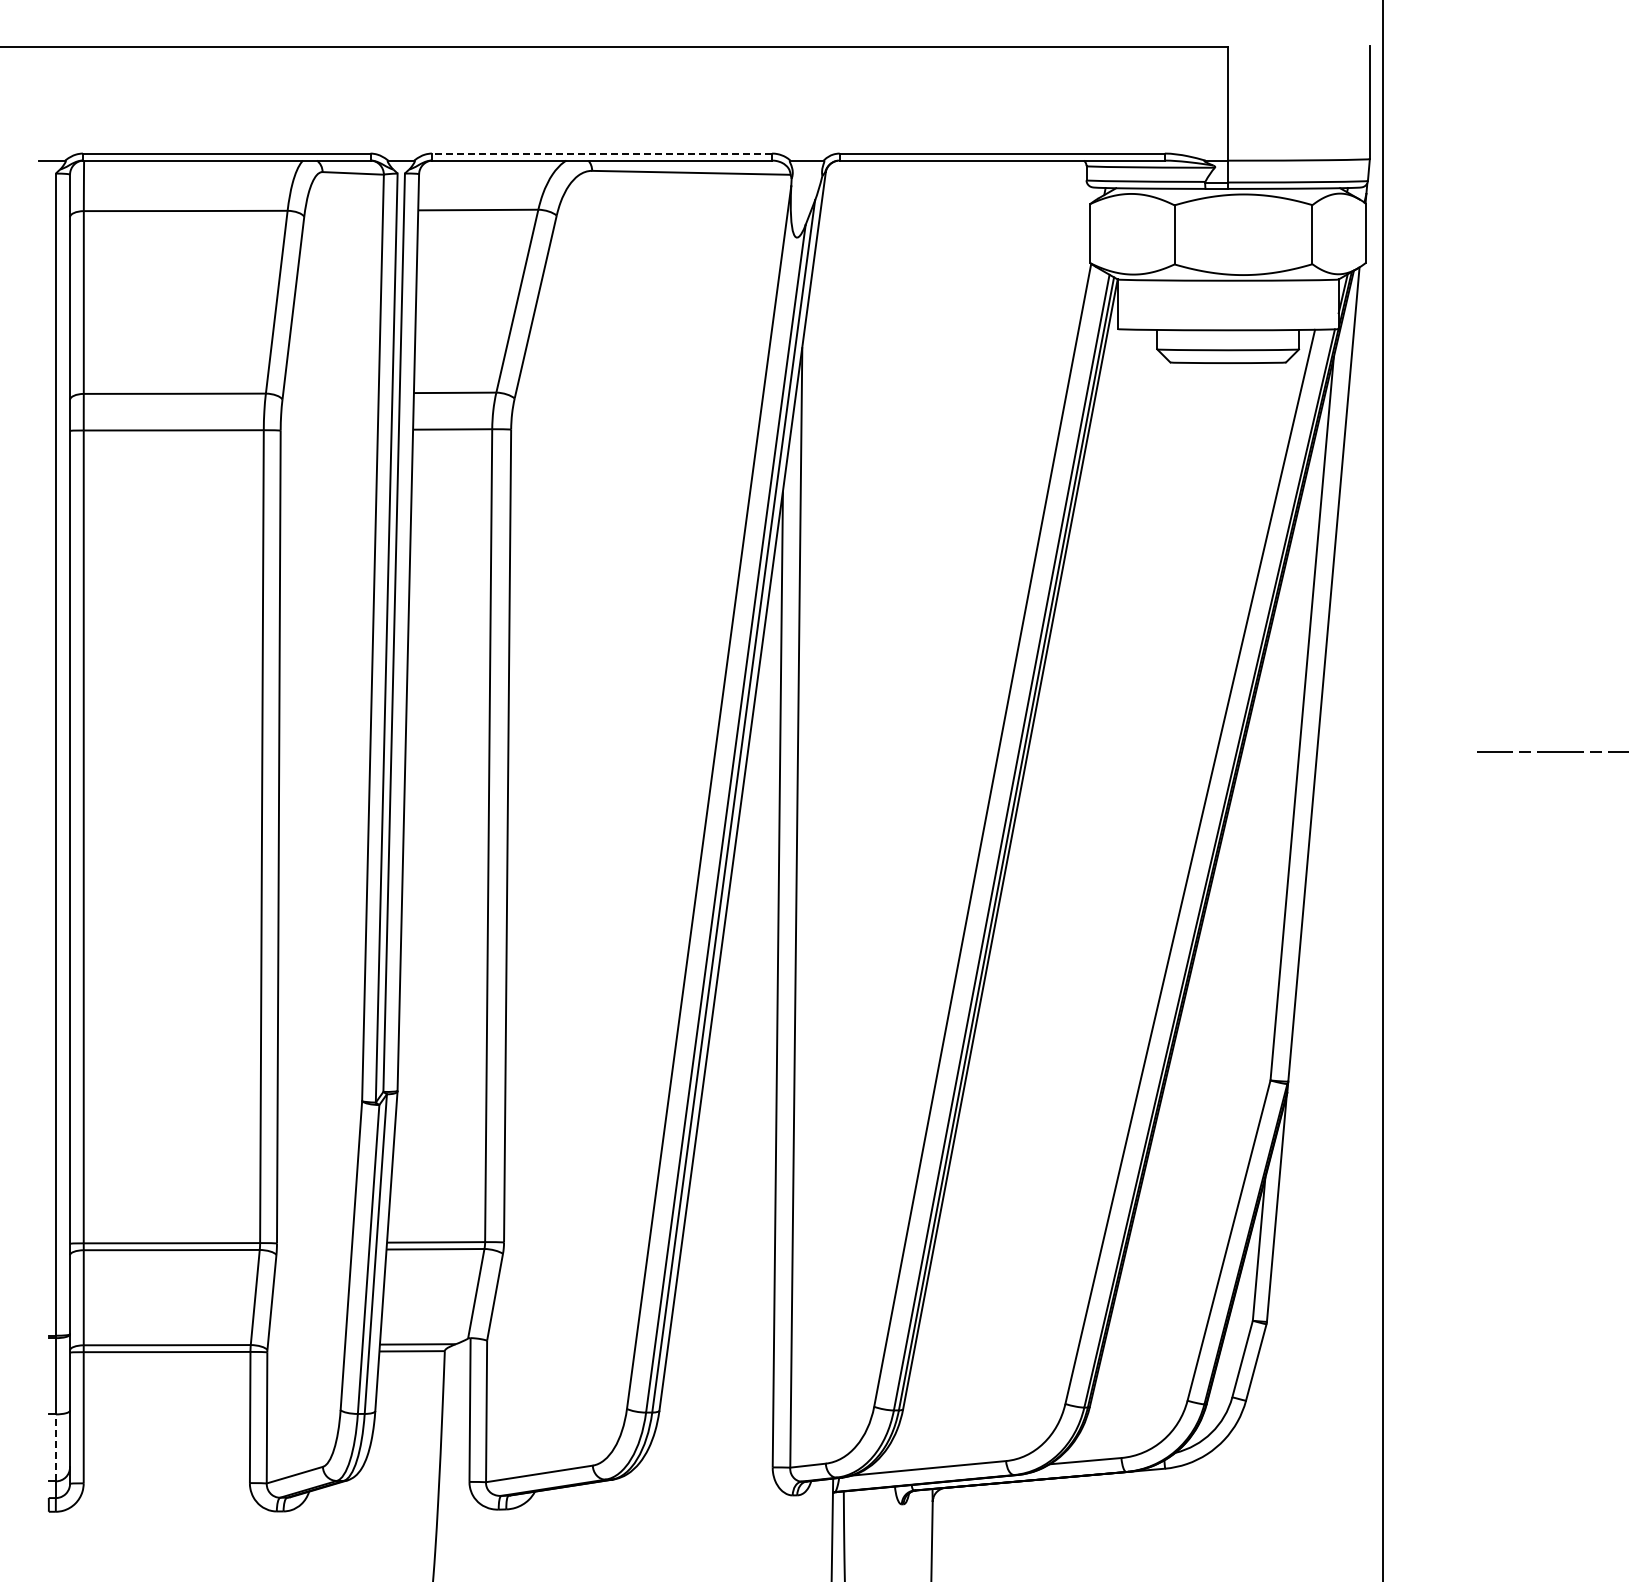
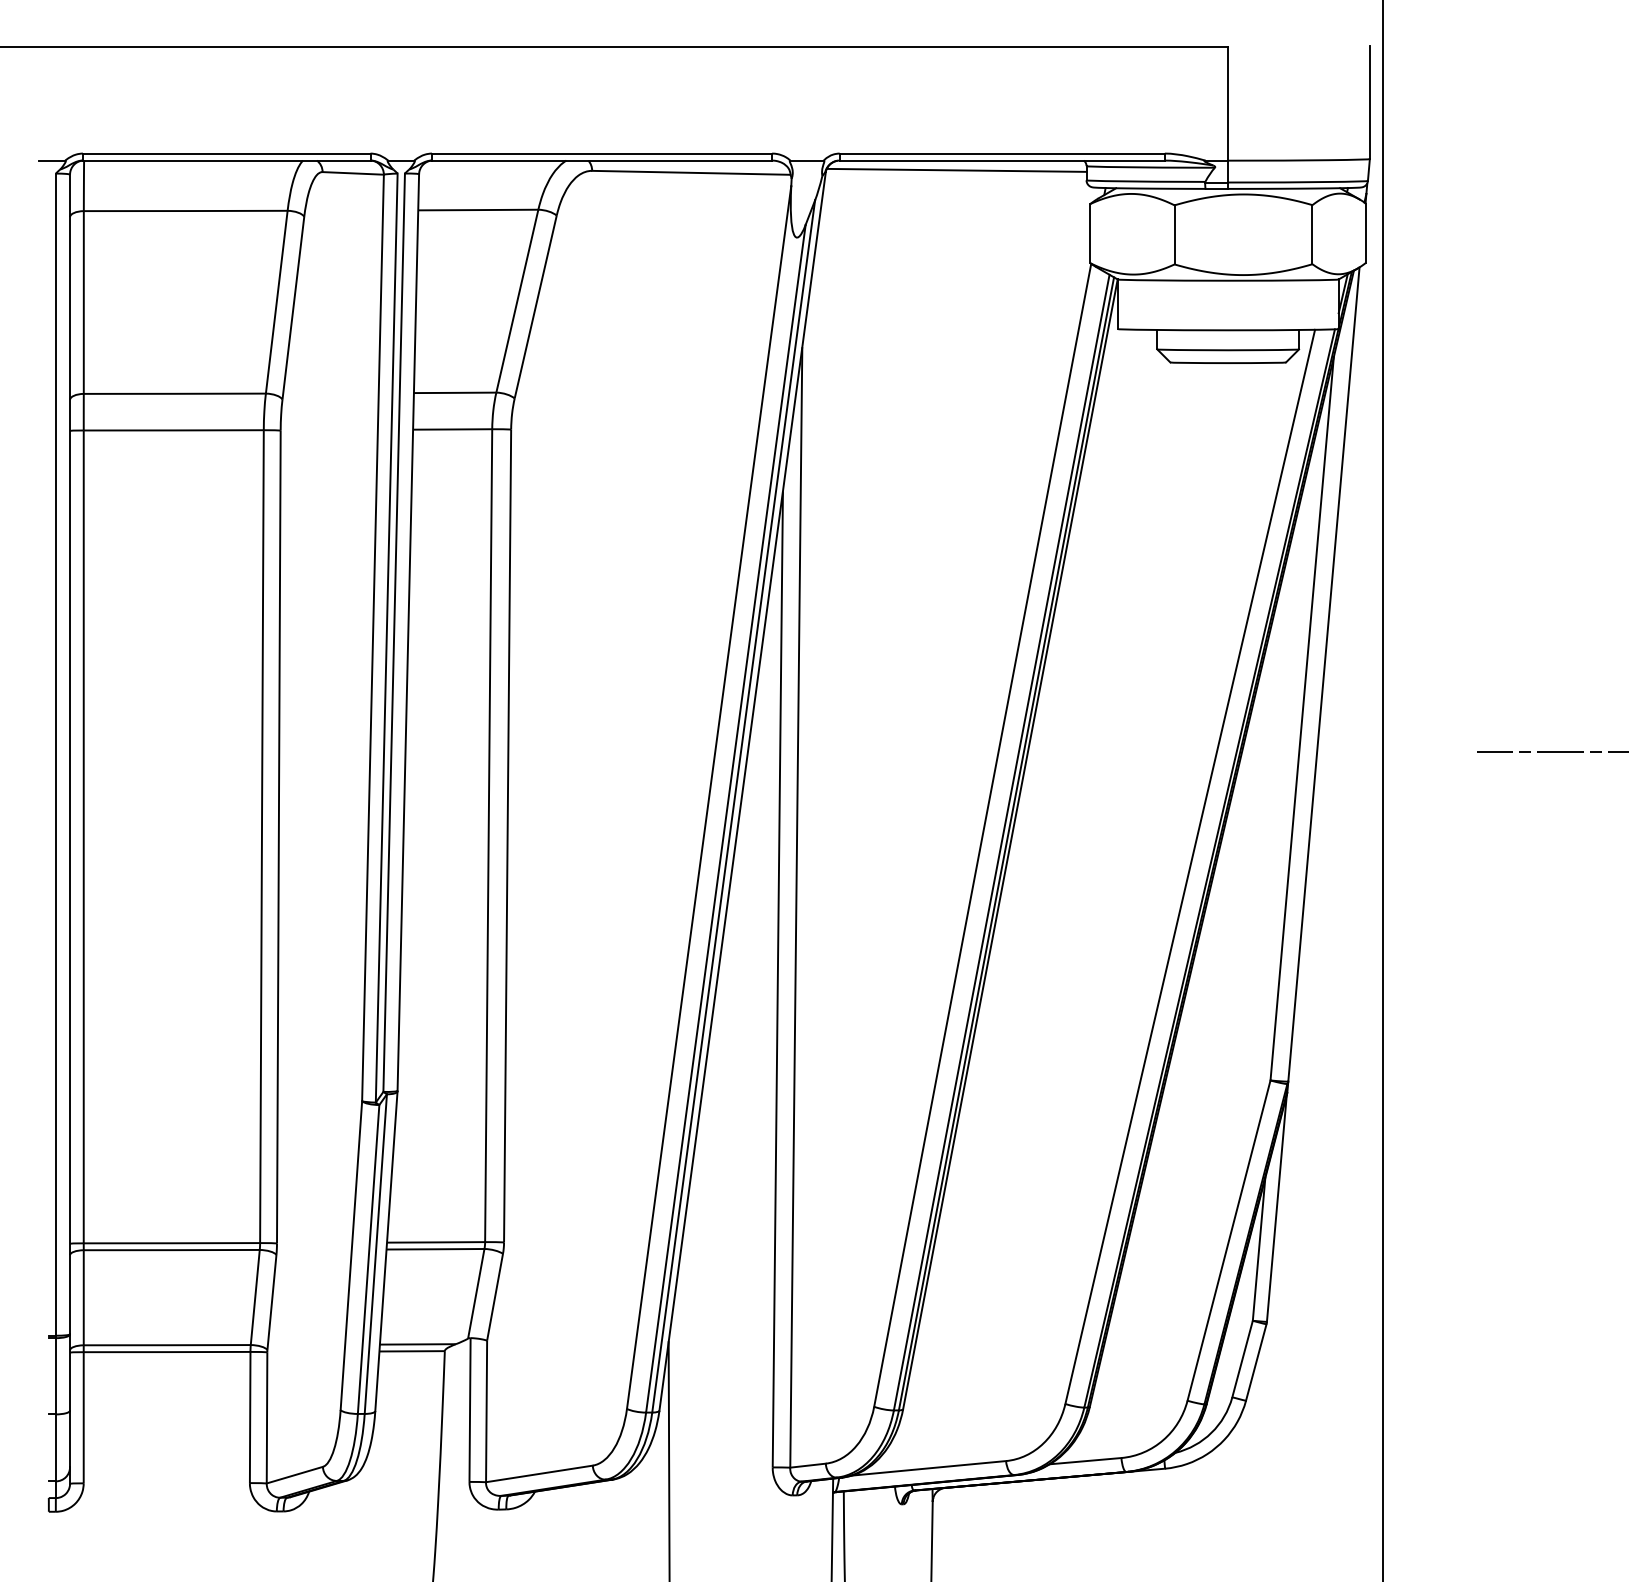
line: dashed -> solid (601, 153)
line: none -> present (956, 169)
line: dashed -> solid (55, 1447)
line: none -> present (668, 1460)
